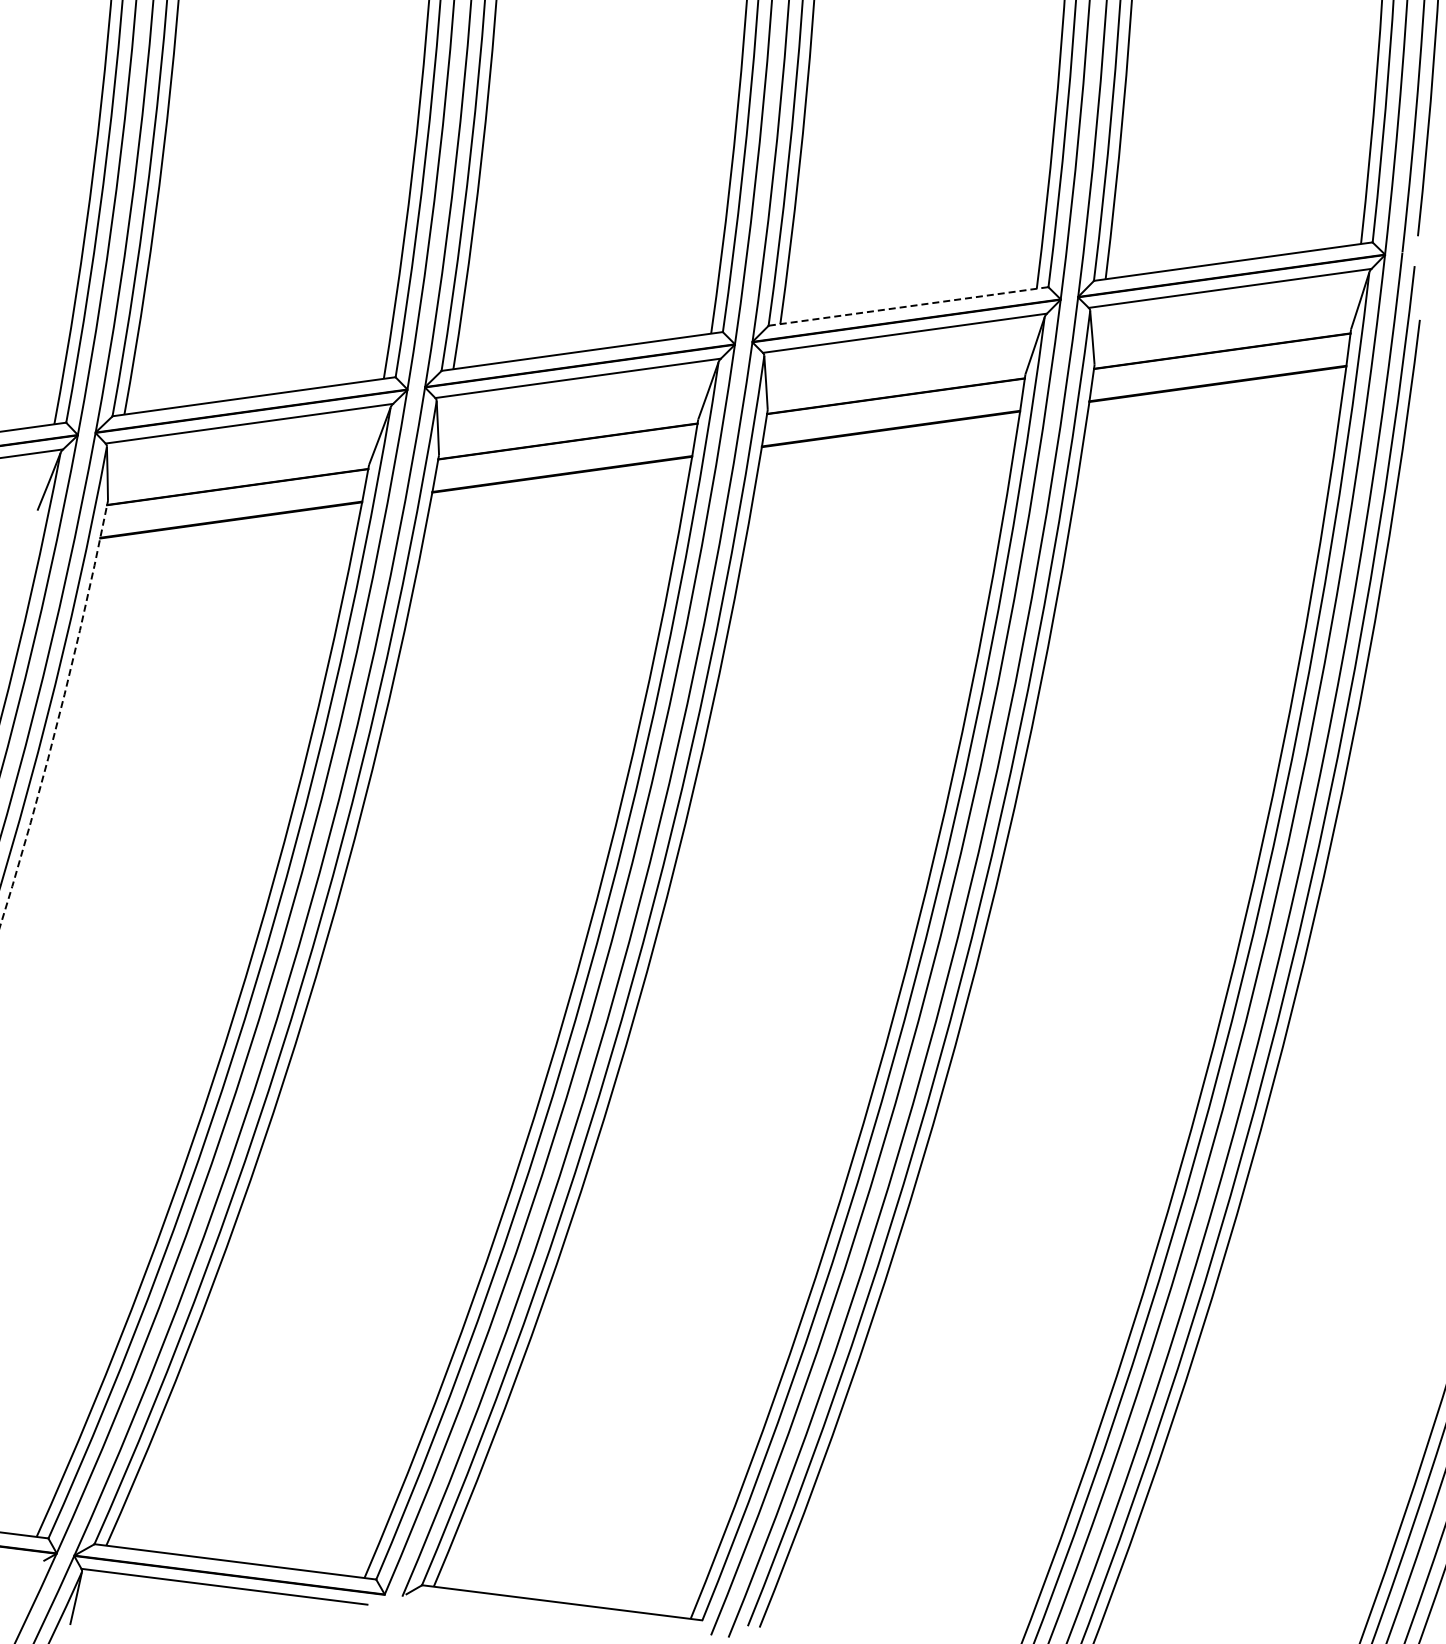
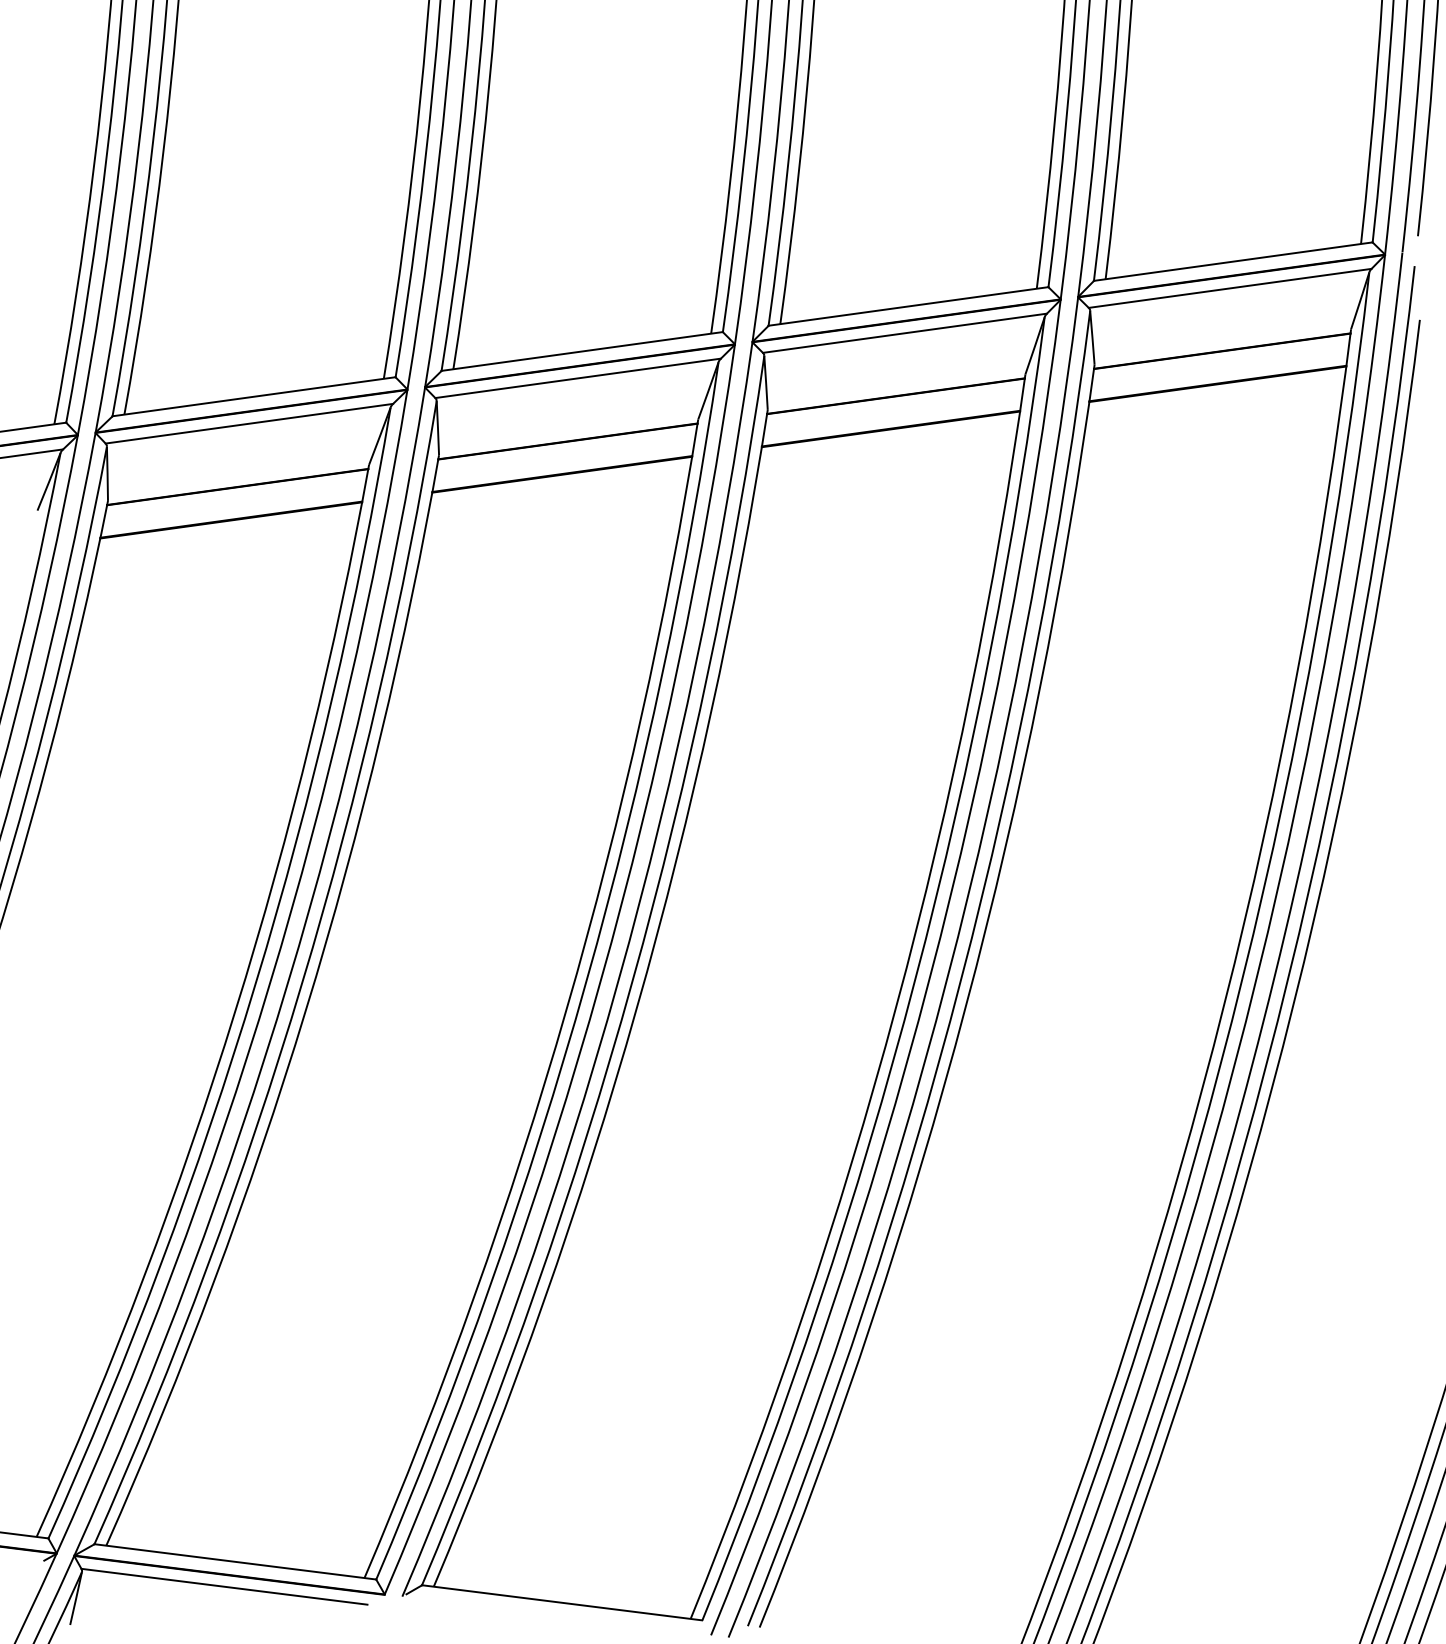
line: dashed -> solid (908, 306)
arc: dashed -> solid (59, 714)
